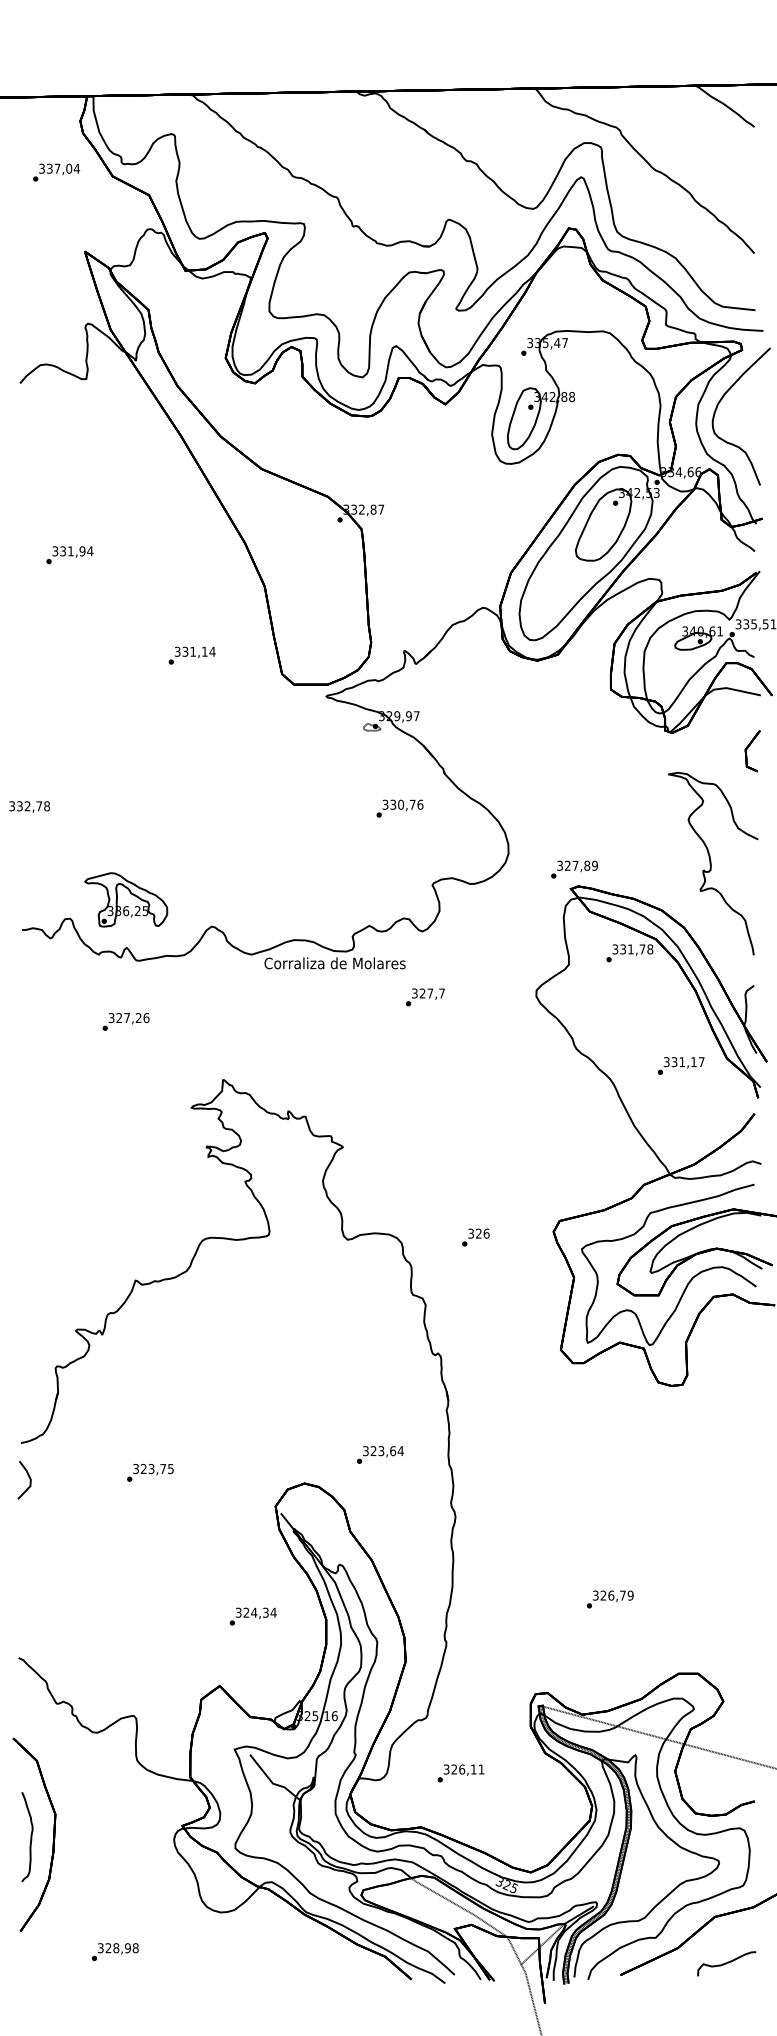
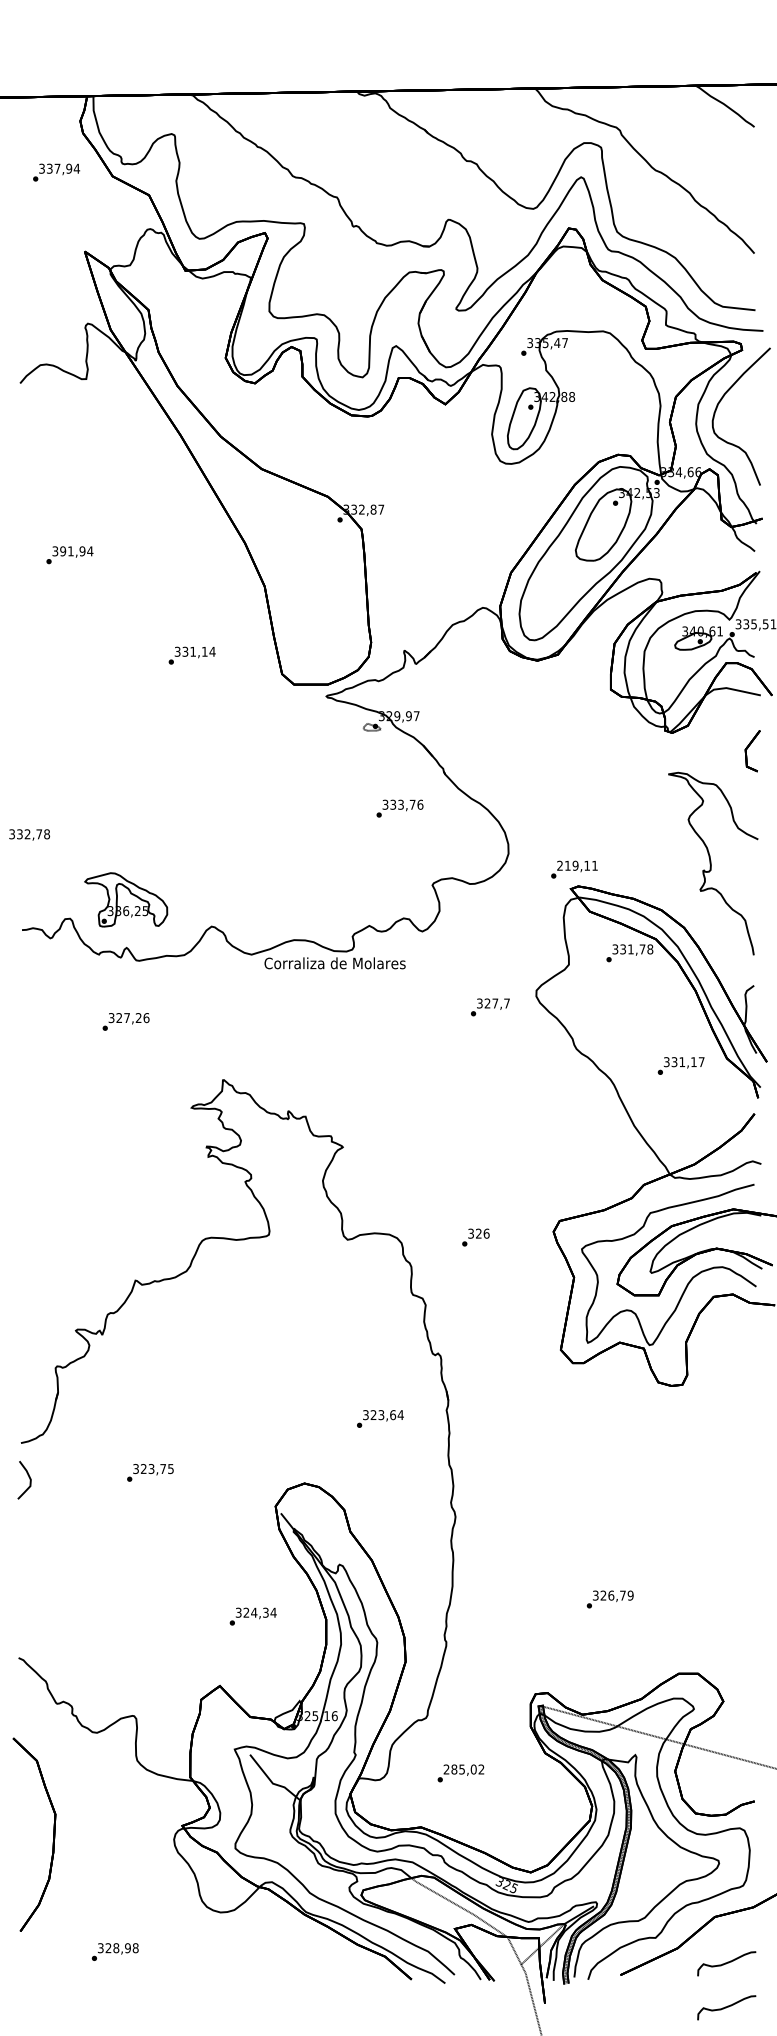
text: 337,04 -> 337,94 (68, 168)
text: 331,94 -> 391,94 (63, 551)
text: 330,76 -> 333,76 (401, 804)
text position: (29, 806) -> (29, 834) (29, 834)
text: 327,89 -> 219,11 (577, 865)
text position: (425, 997) -> (490, 1007) (490, 1007)
text position: (380, 1454) -> (380, 1418) (380, 1418)
text: 326,11 -> 285,02 (463, 1769)
curve: present -> none (30, 1837)
curve: none -> present (726, 2007)
